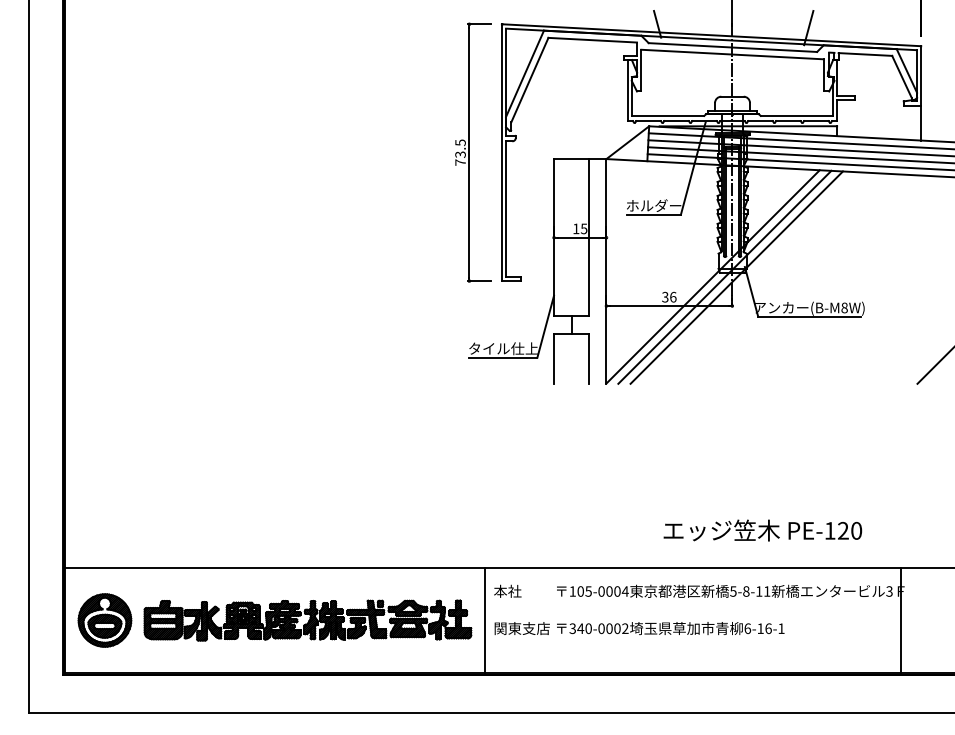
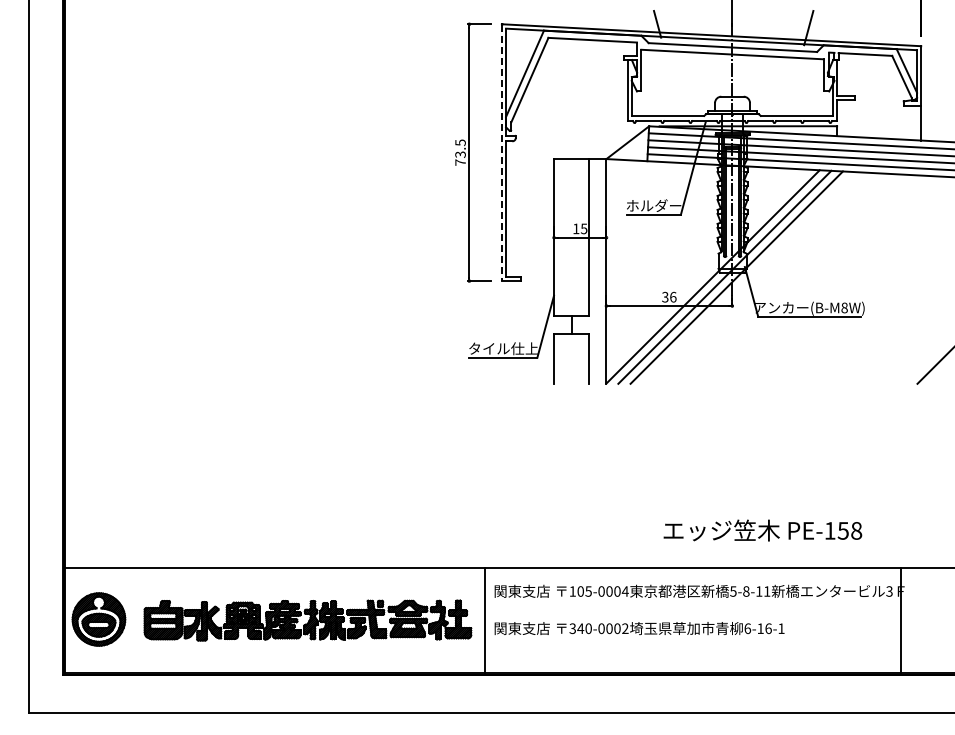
line: solid -> dashed (501, 153)
text: PE-120 -> PE-158 (849, 530)
text: 本社 -> 関東支店 (521, 590)
part position: (104, 620) -> (98, 619) (98, 619)
